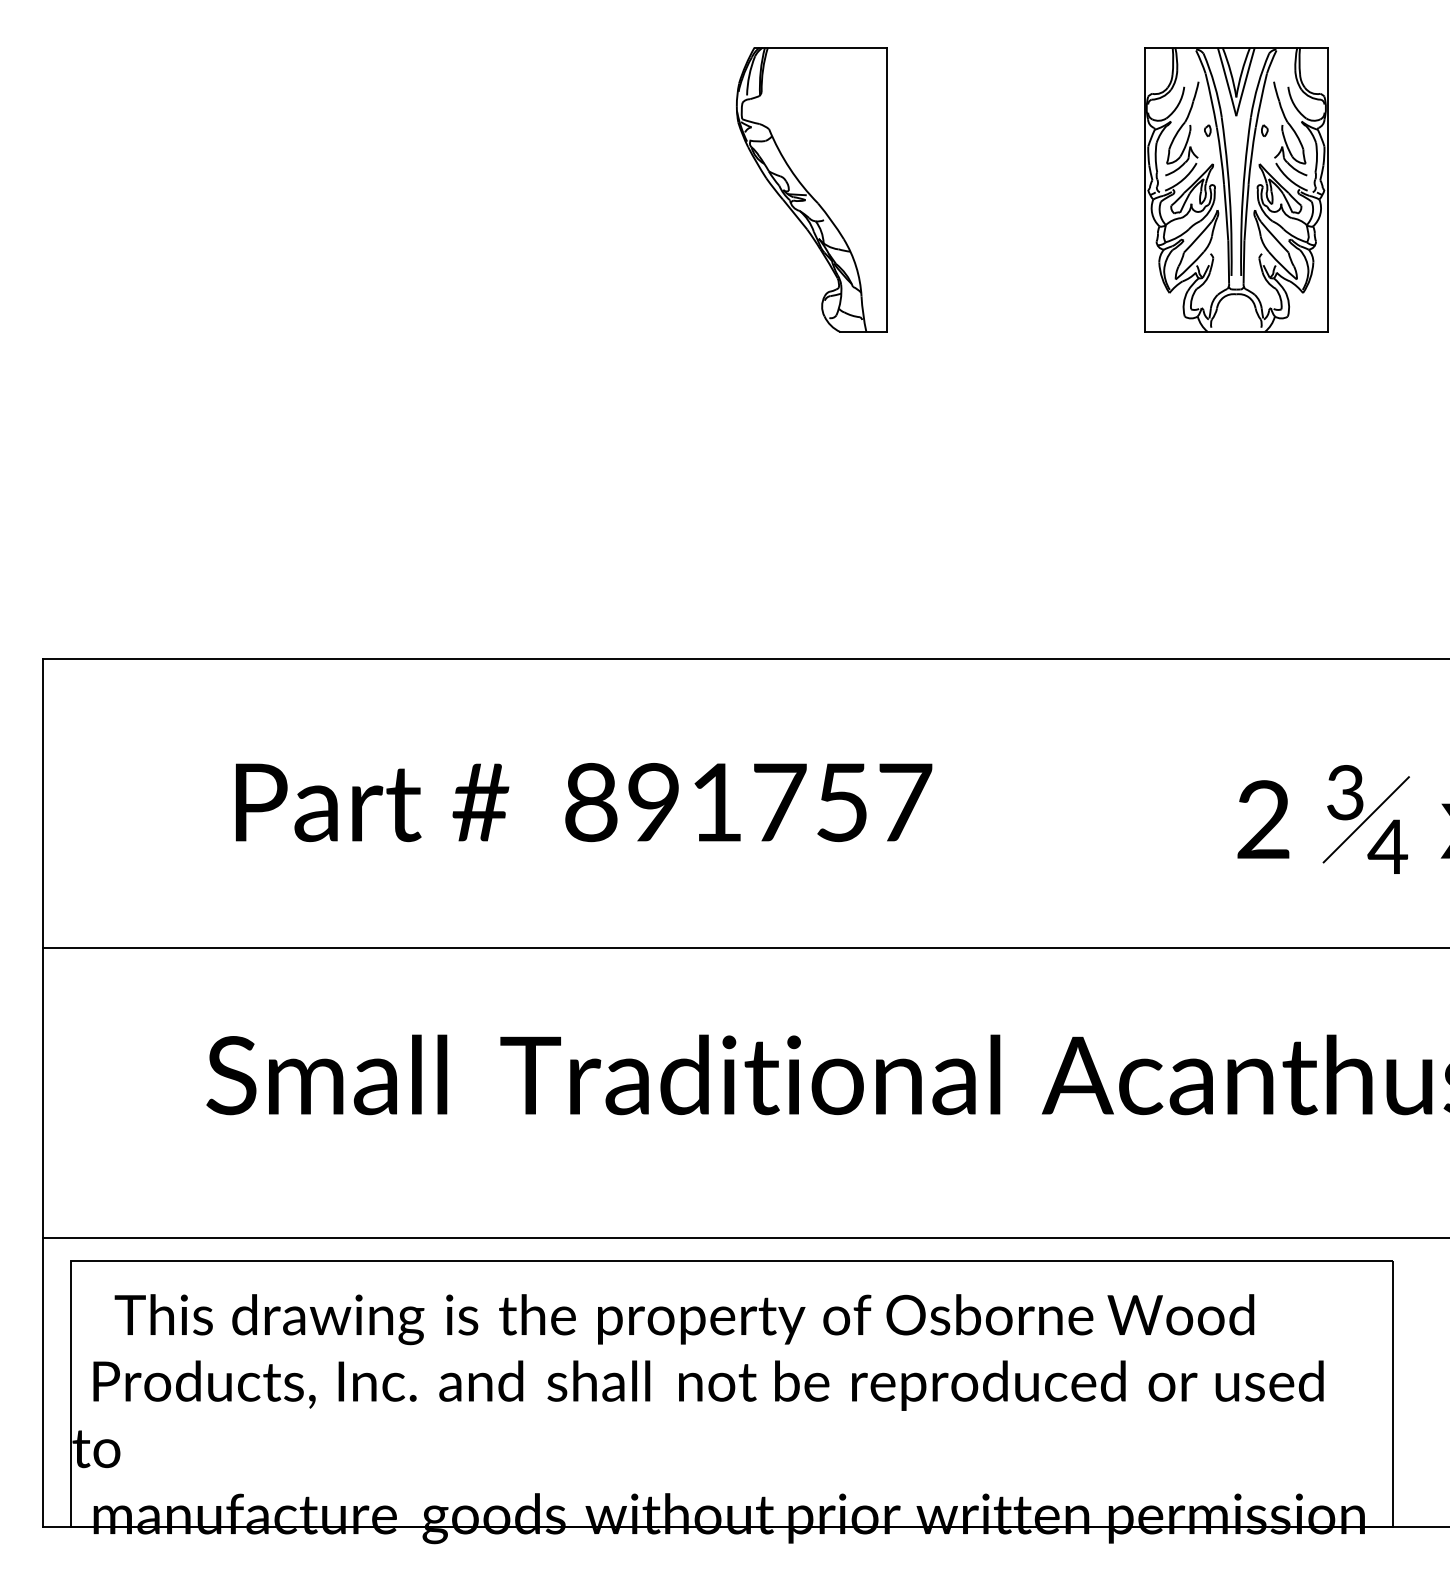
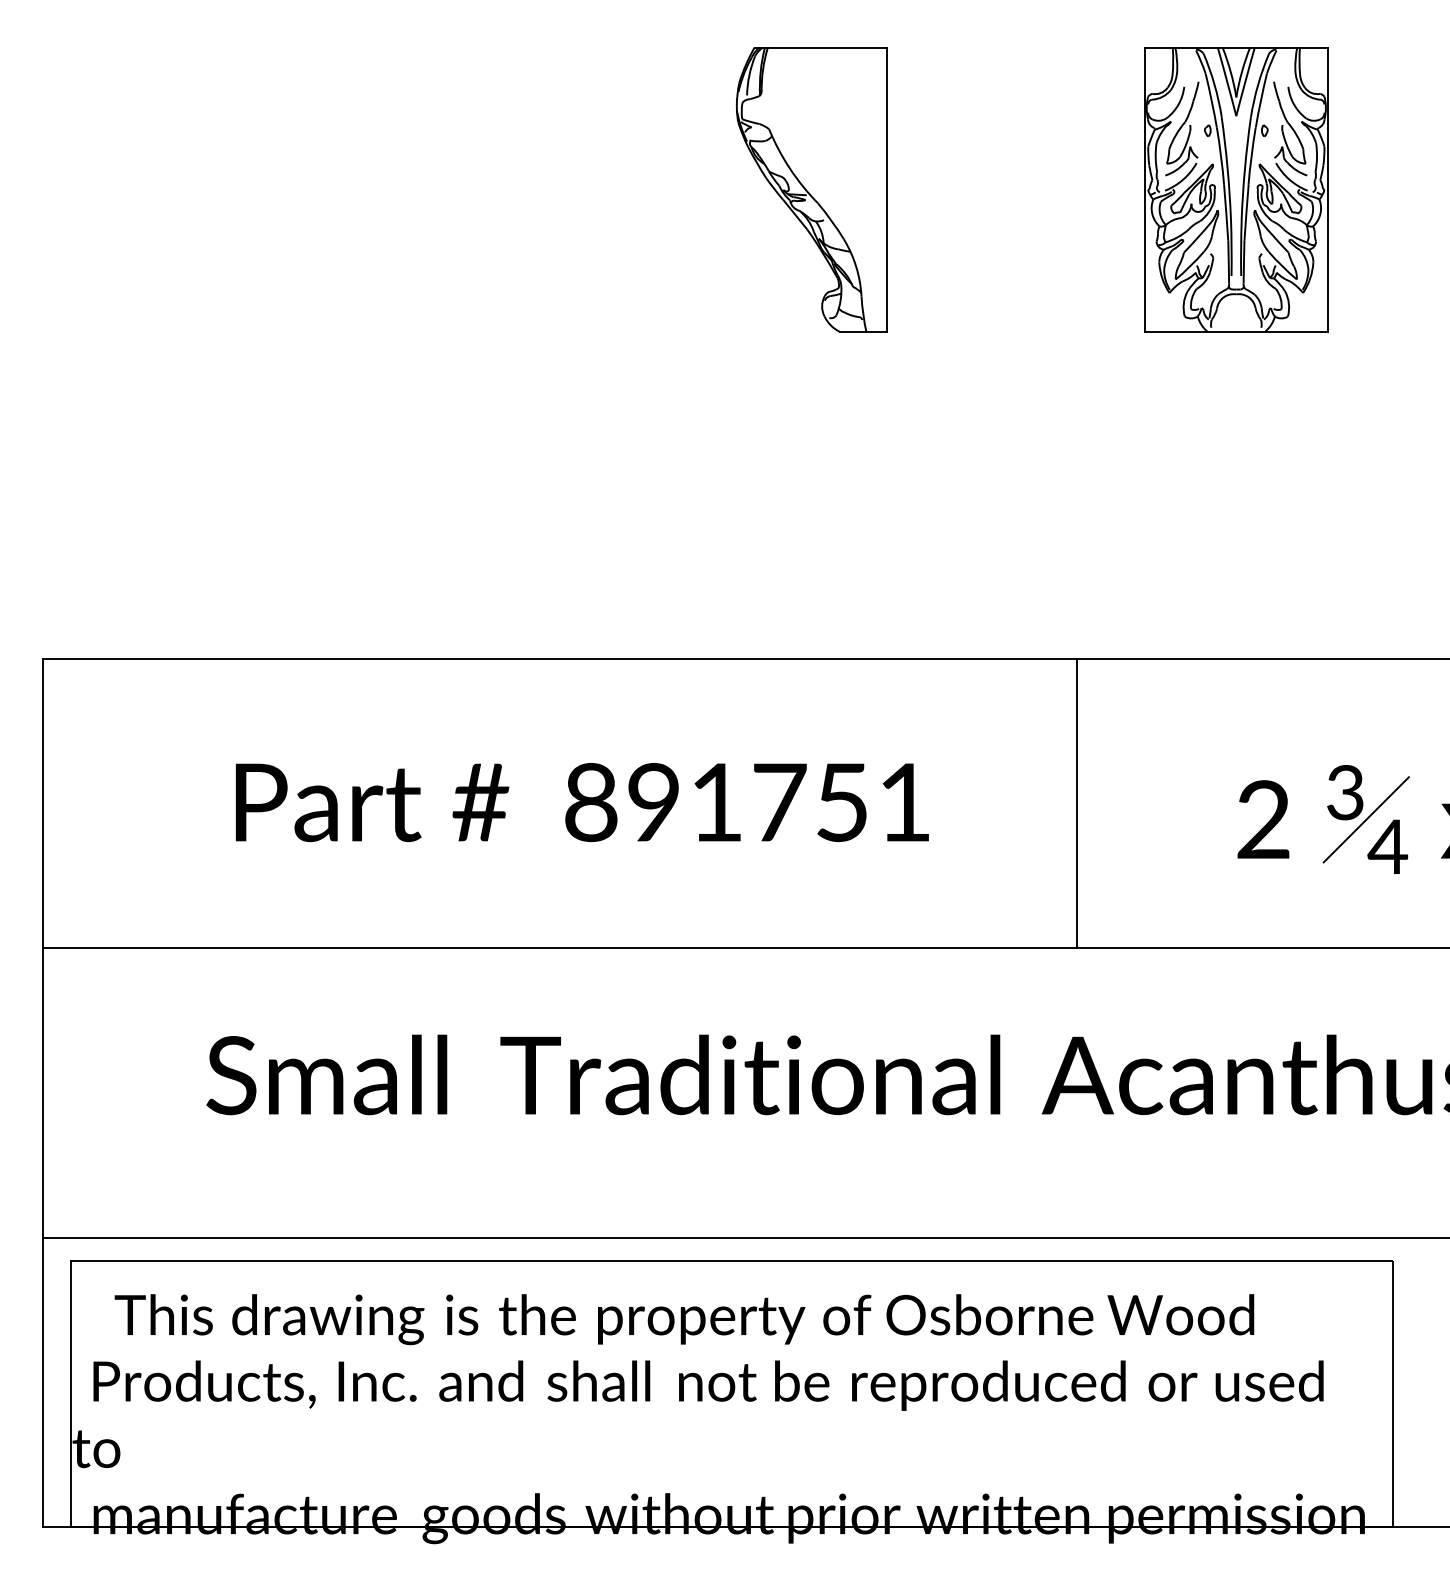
text: 891757 -> 891751 (905, 802)
line: none -> present (1077, 803)
